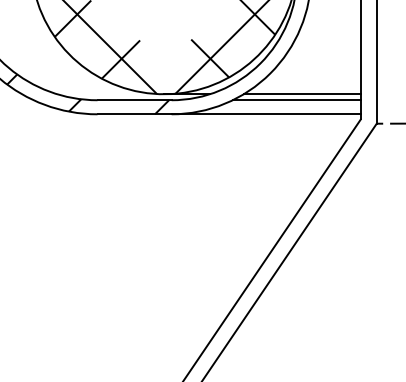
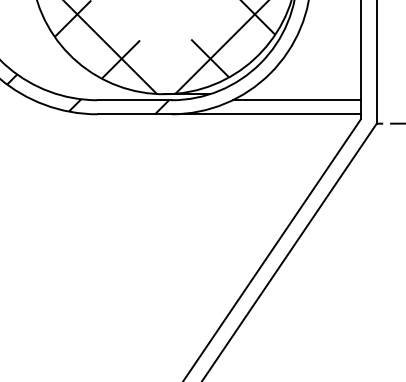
line: present -> none (302, 94)
